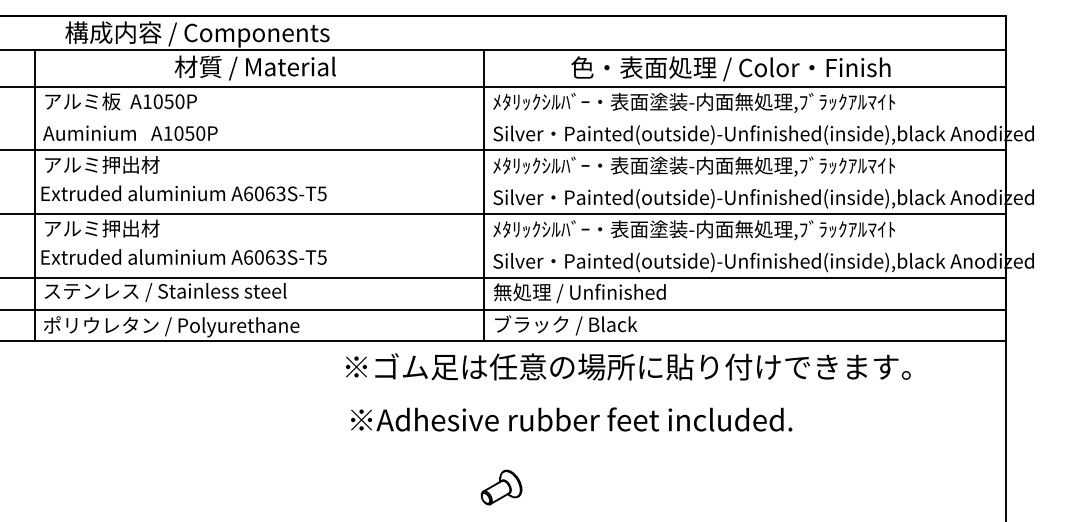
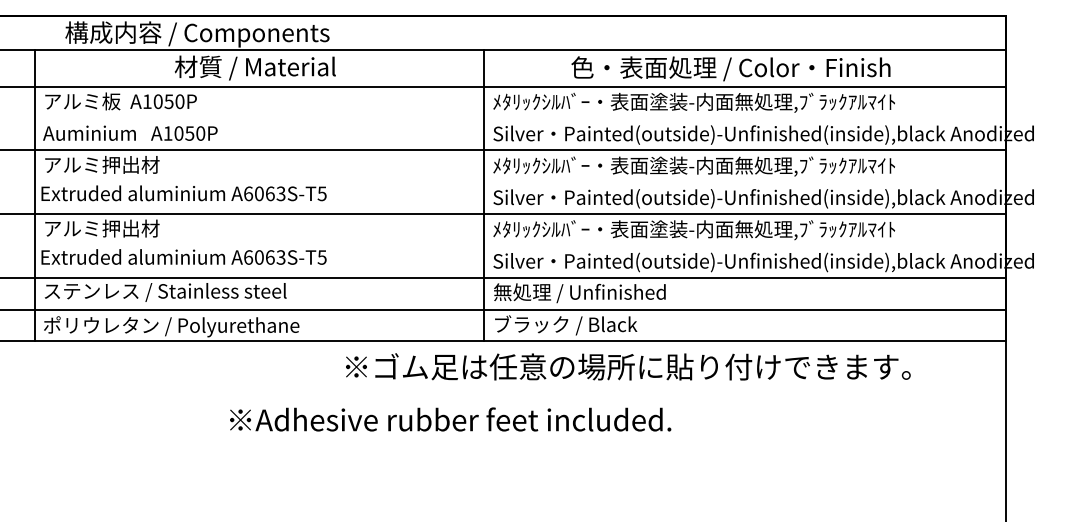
text position: (571, 419) -> (450, 419) (450, 419)
part: present -> none (501, 487)
